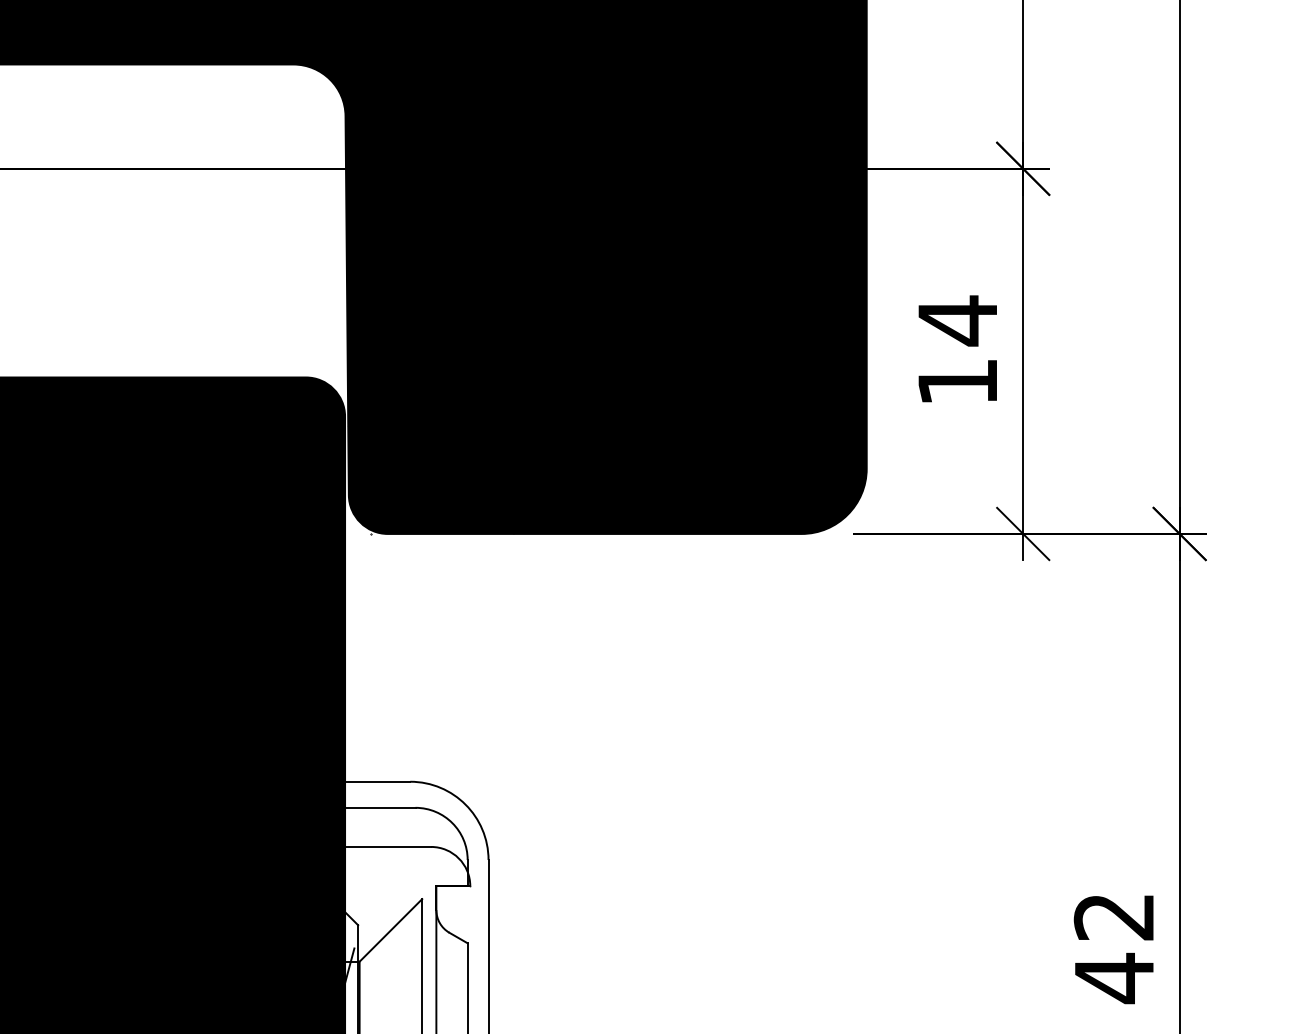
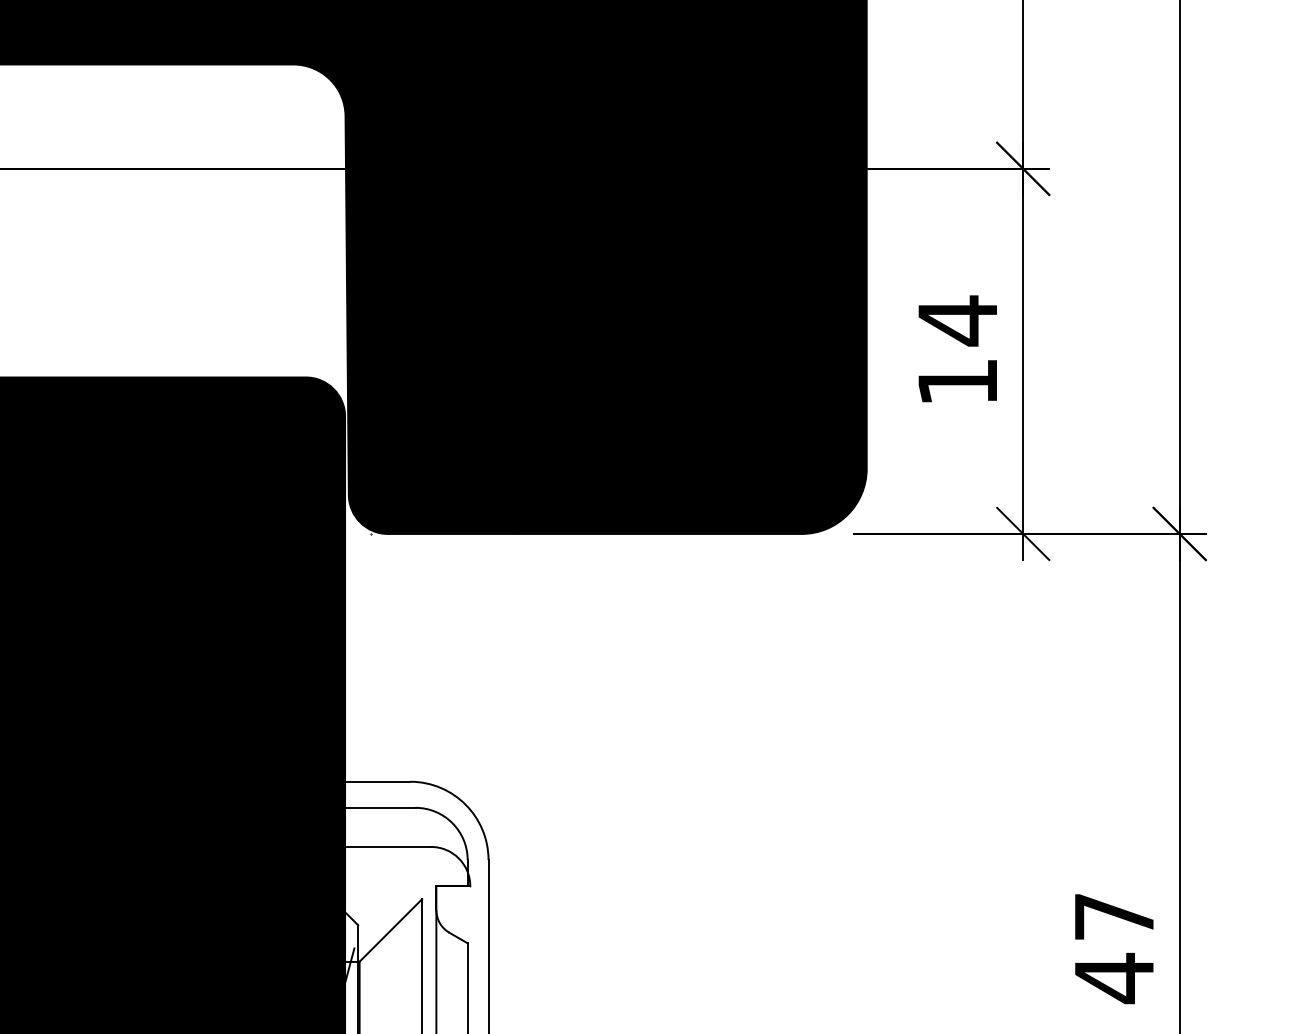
text: 42 -> 47 (1113, 917)
